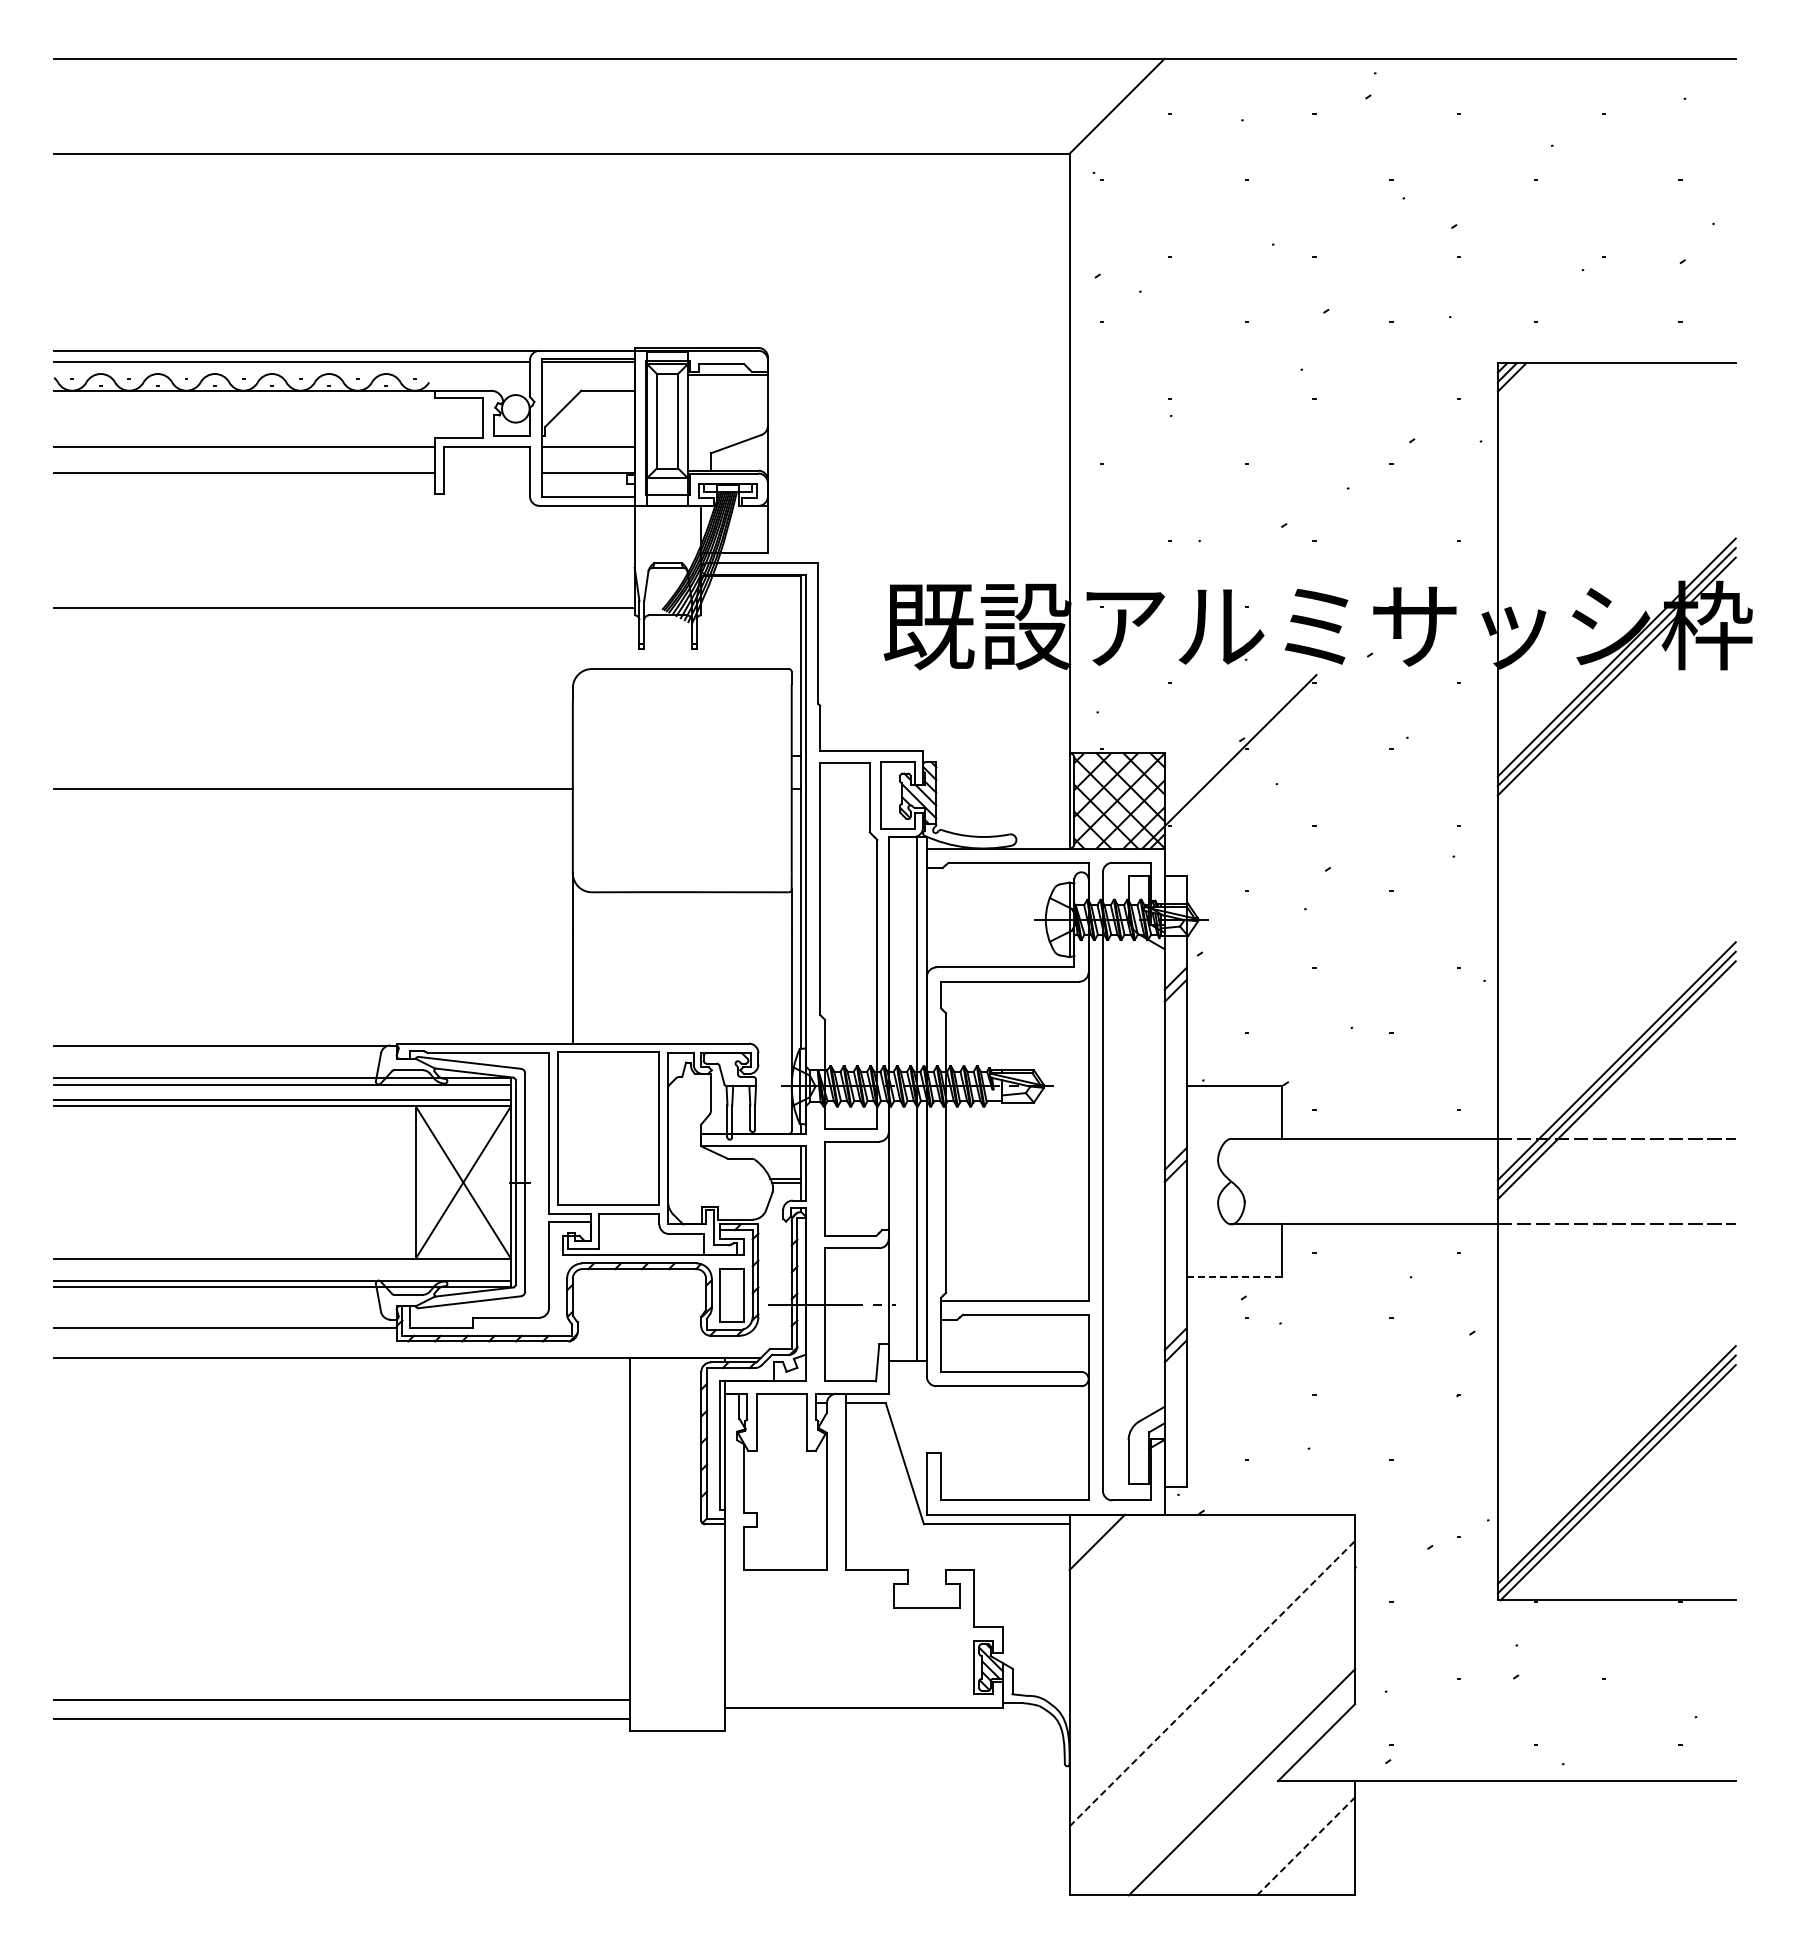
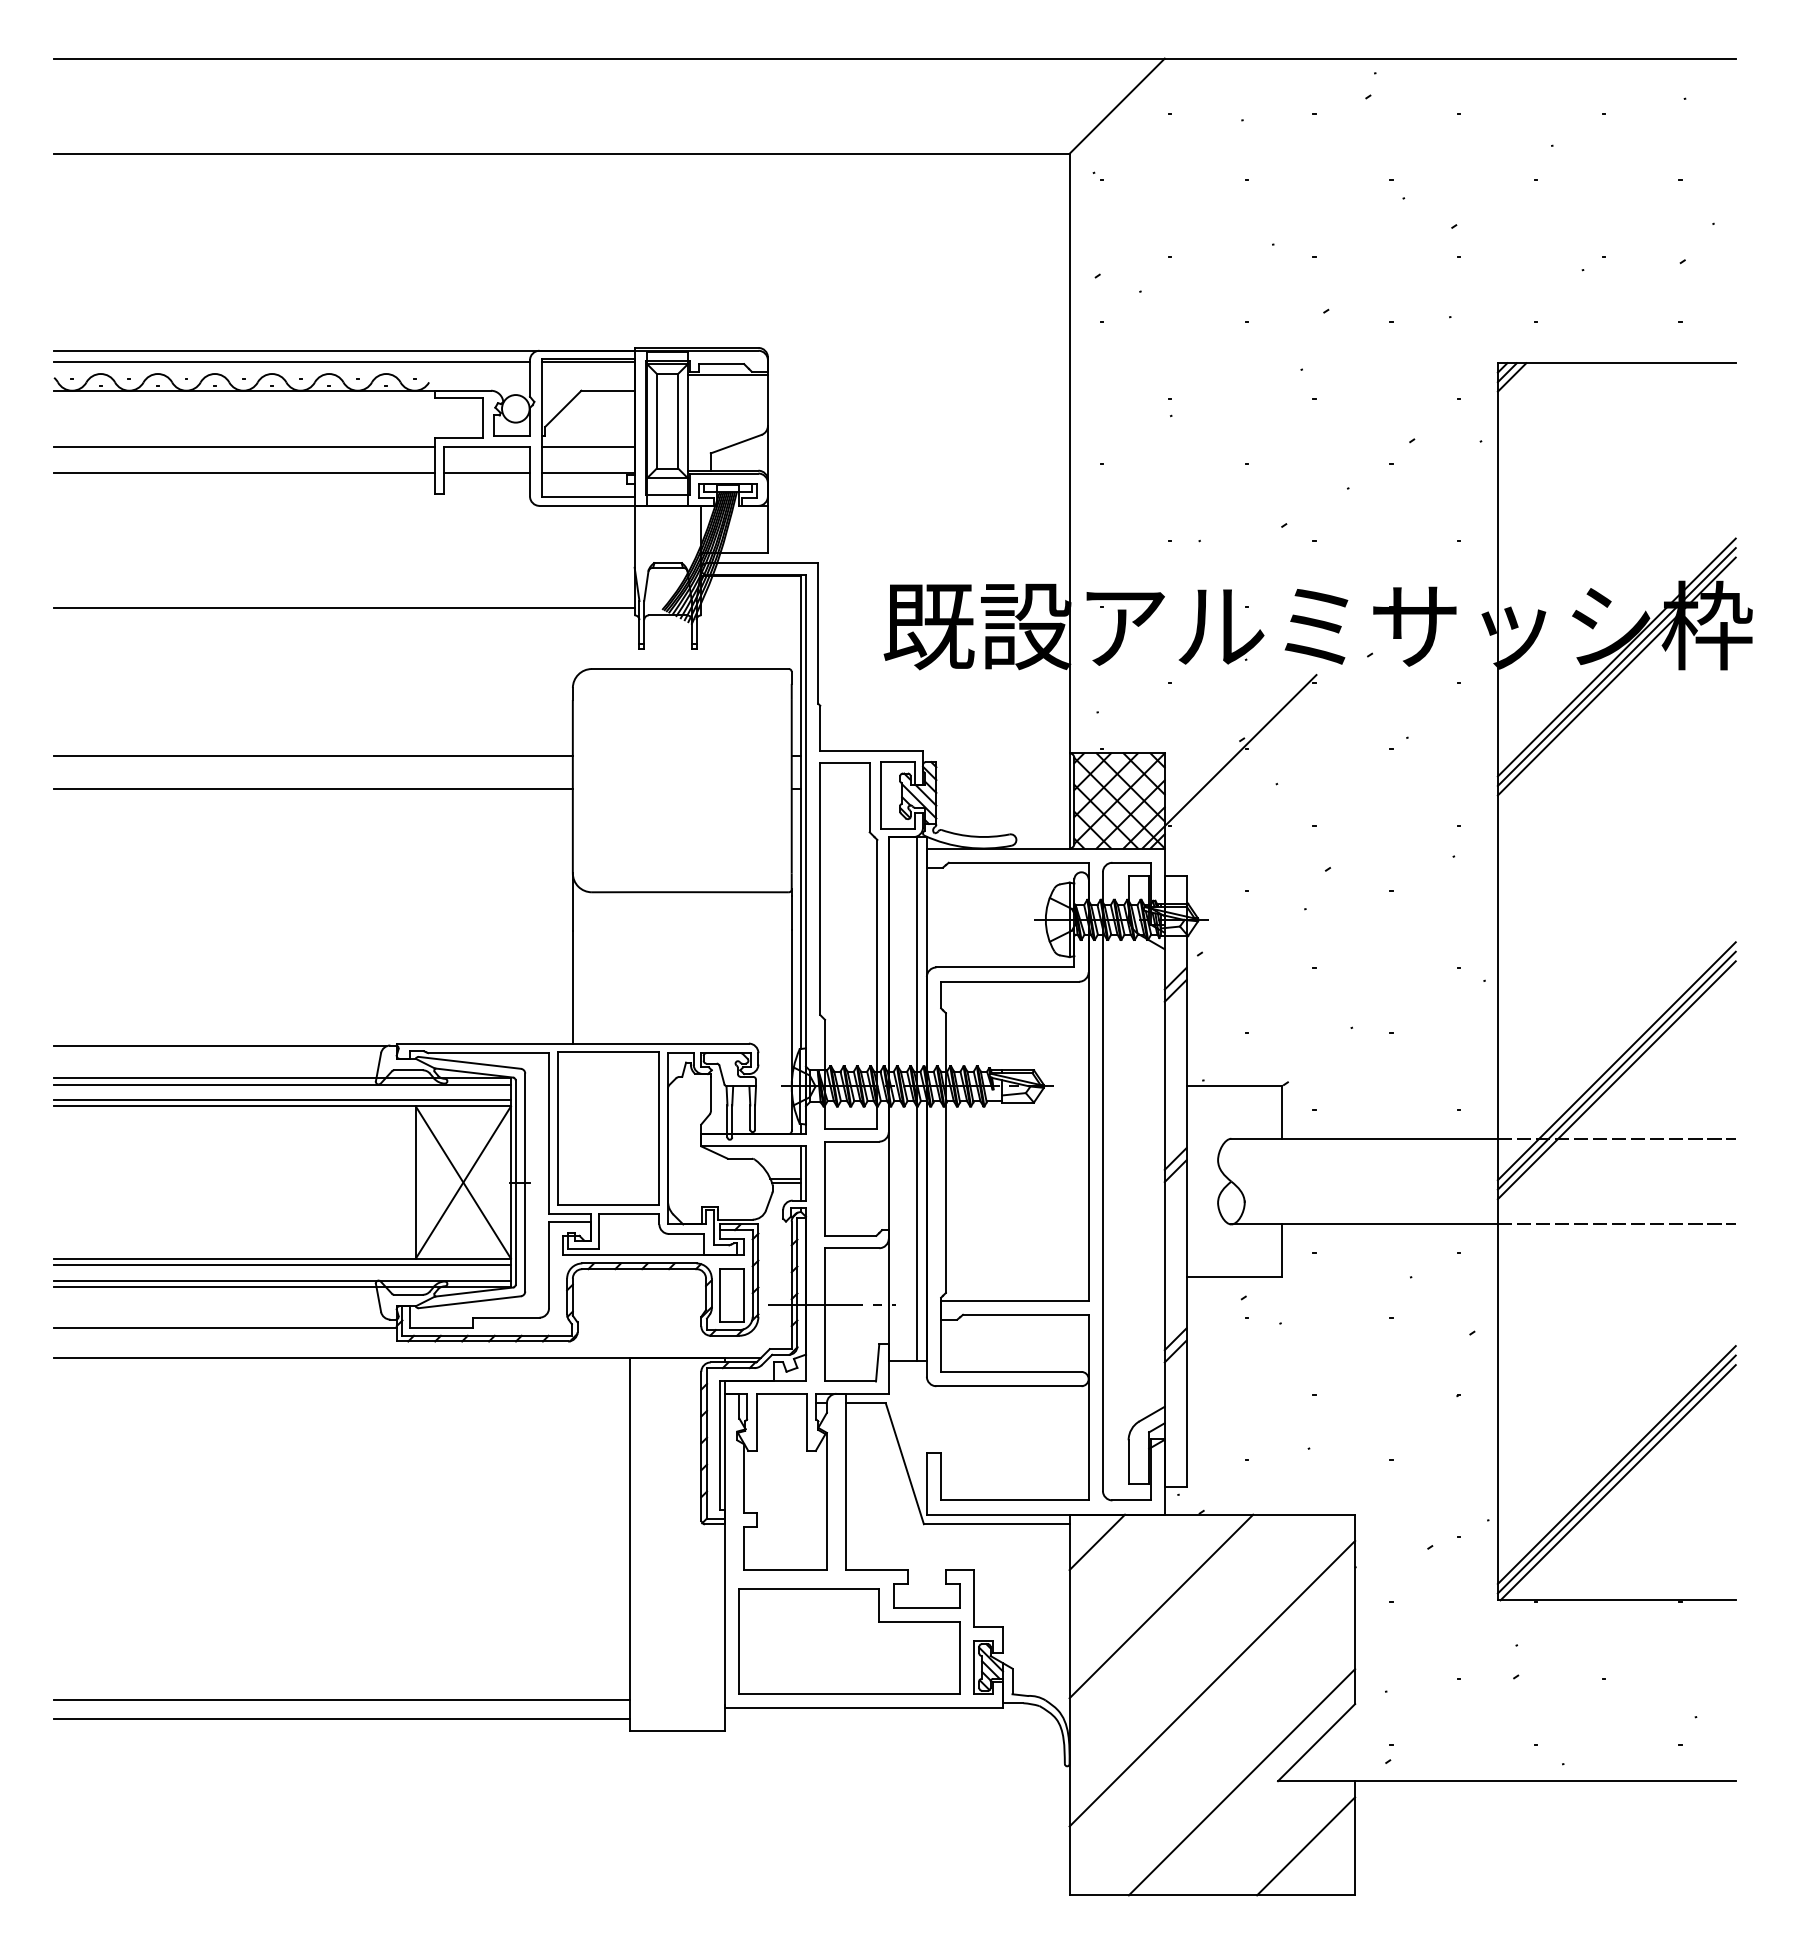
line: none -> present (487, 472)
line: none -> present (313, 756)
line: none -> present (282, 1265)
line: dashed -> solid (1234, 1276)
line: none -> present (1161, 1606)
part: none -> present (849, 1641)
line: dashed -> solid (1212, 1683)
line: dashed -> solid (1306, 1846)
